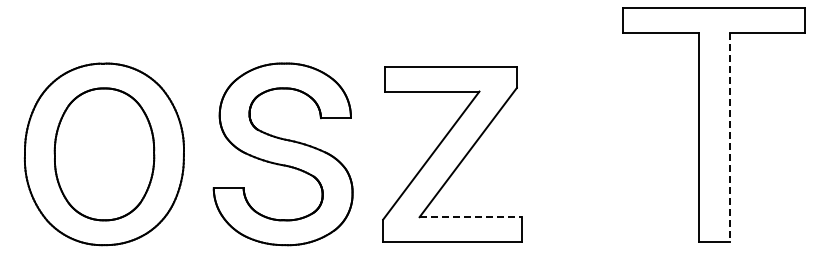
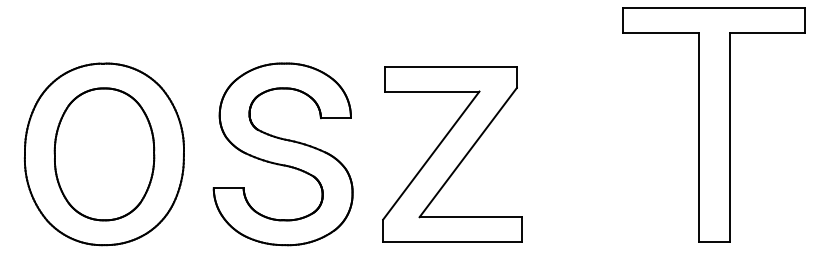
line: dashed -> solid (729, 137)
line: dashed -> solid (471, 217)
